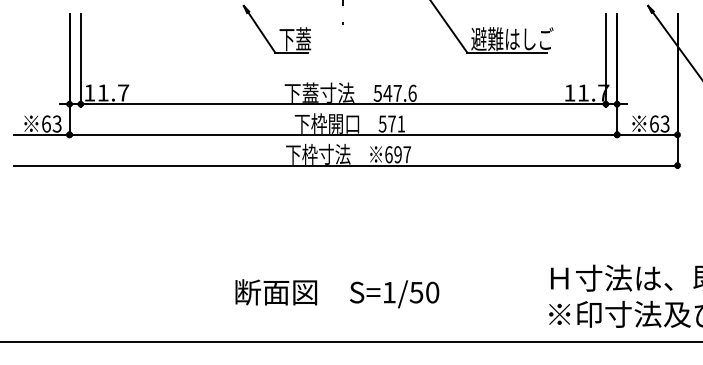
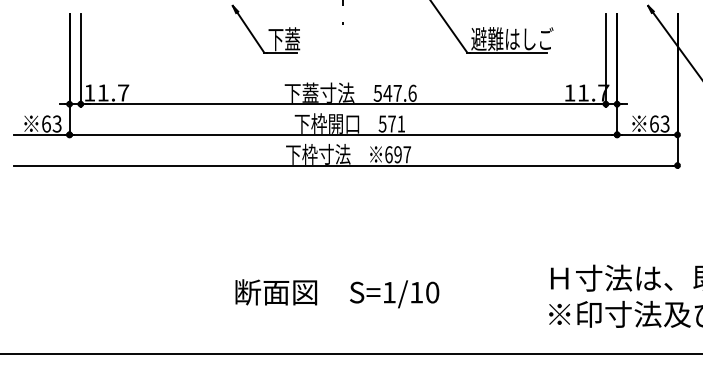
part position: (276, 28) -> (265, 28) (265, 28)
text: S=1/50 -> S=1/10 (416, 292)
line position: (350, 342) -> (350, 354) (350, 354)
